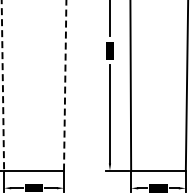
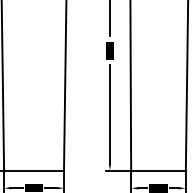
line: dashed -> solid (2, 85)
line: dashed -> solid (65, 85)
